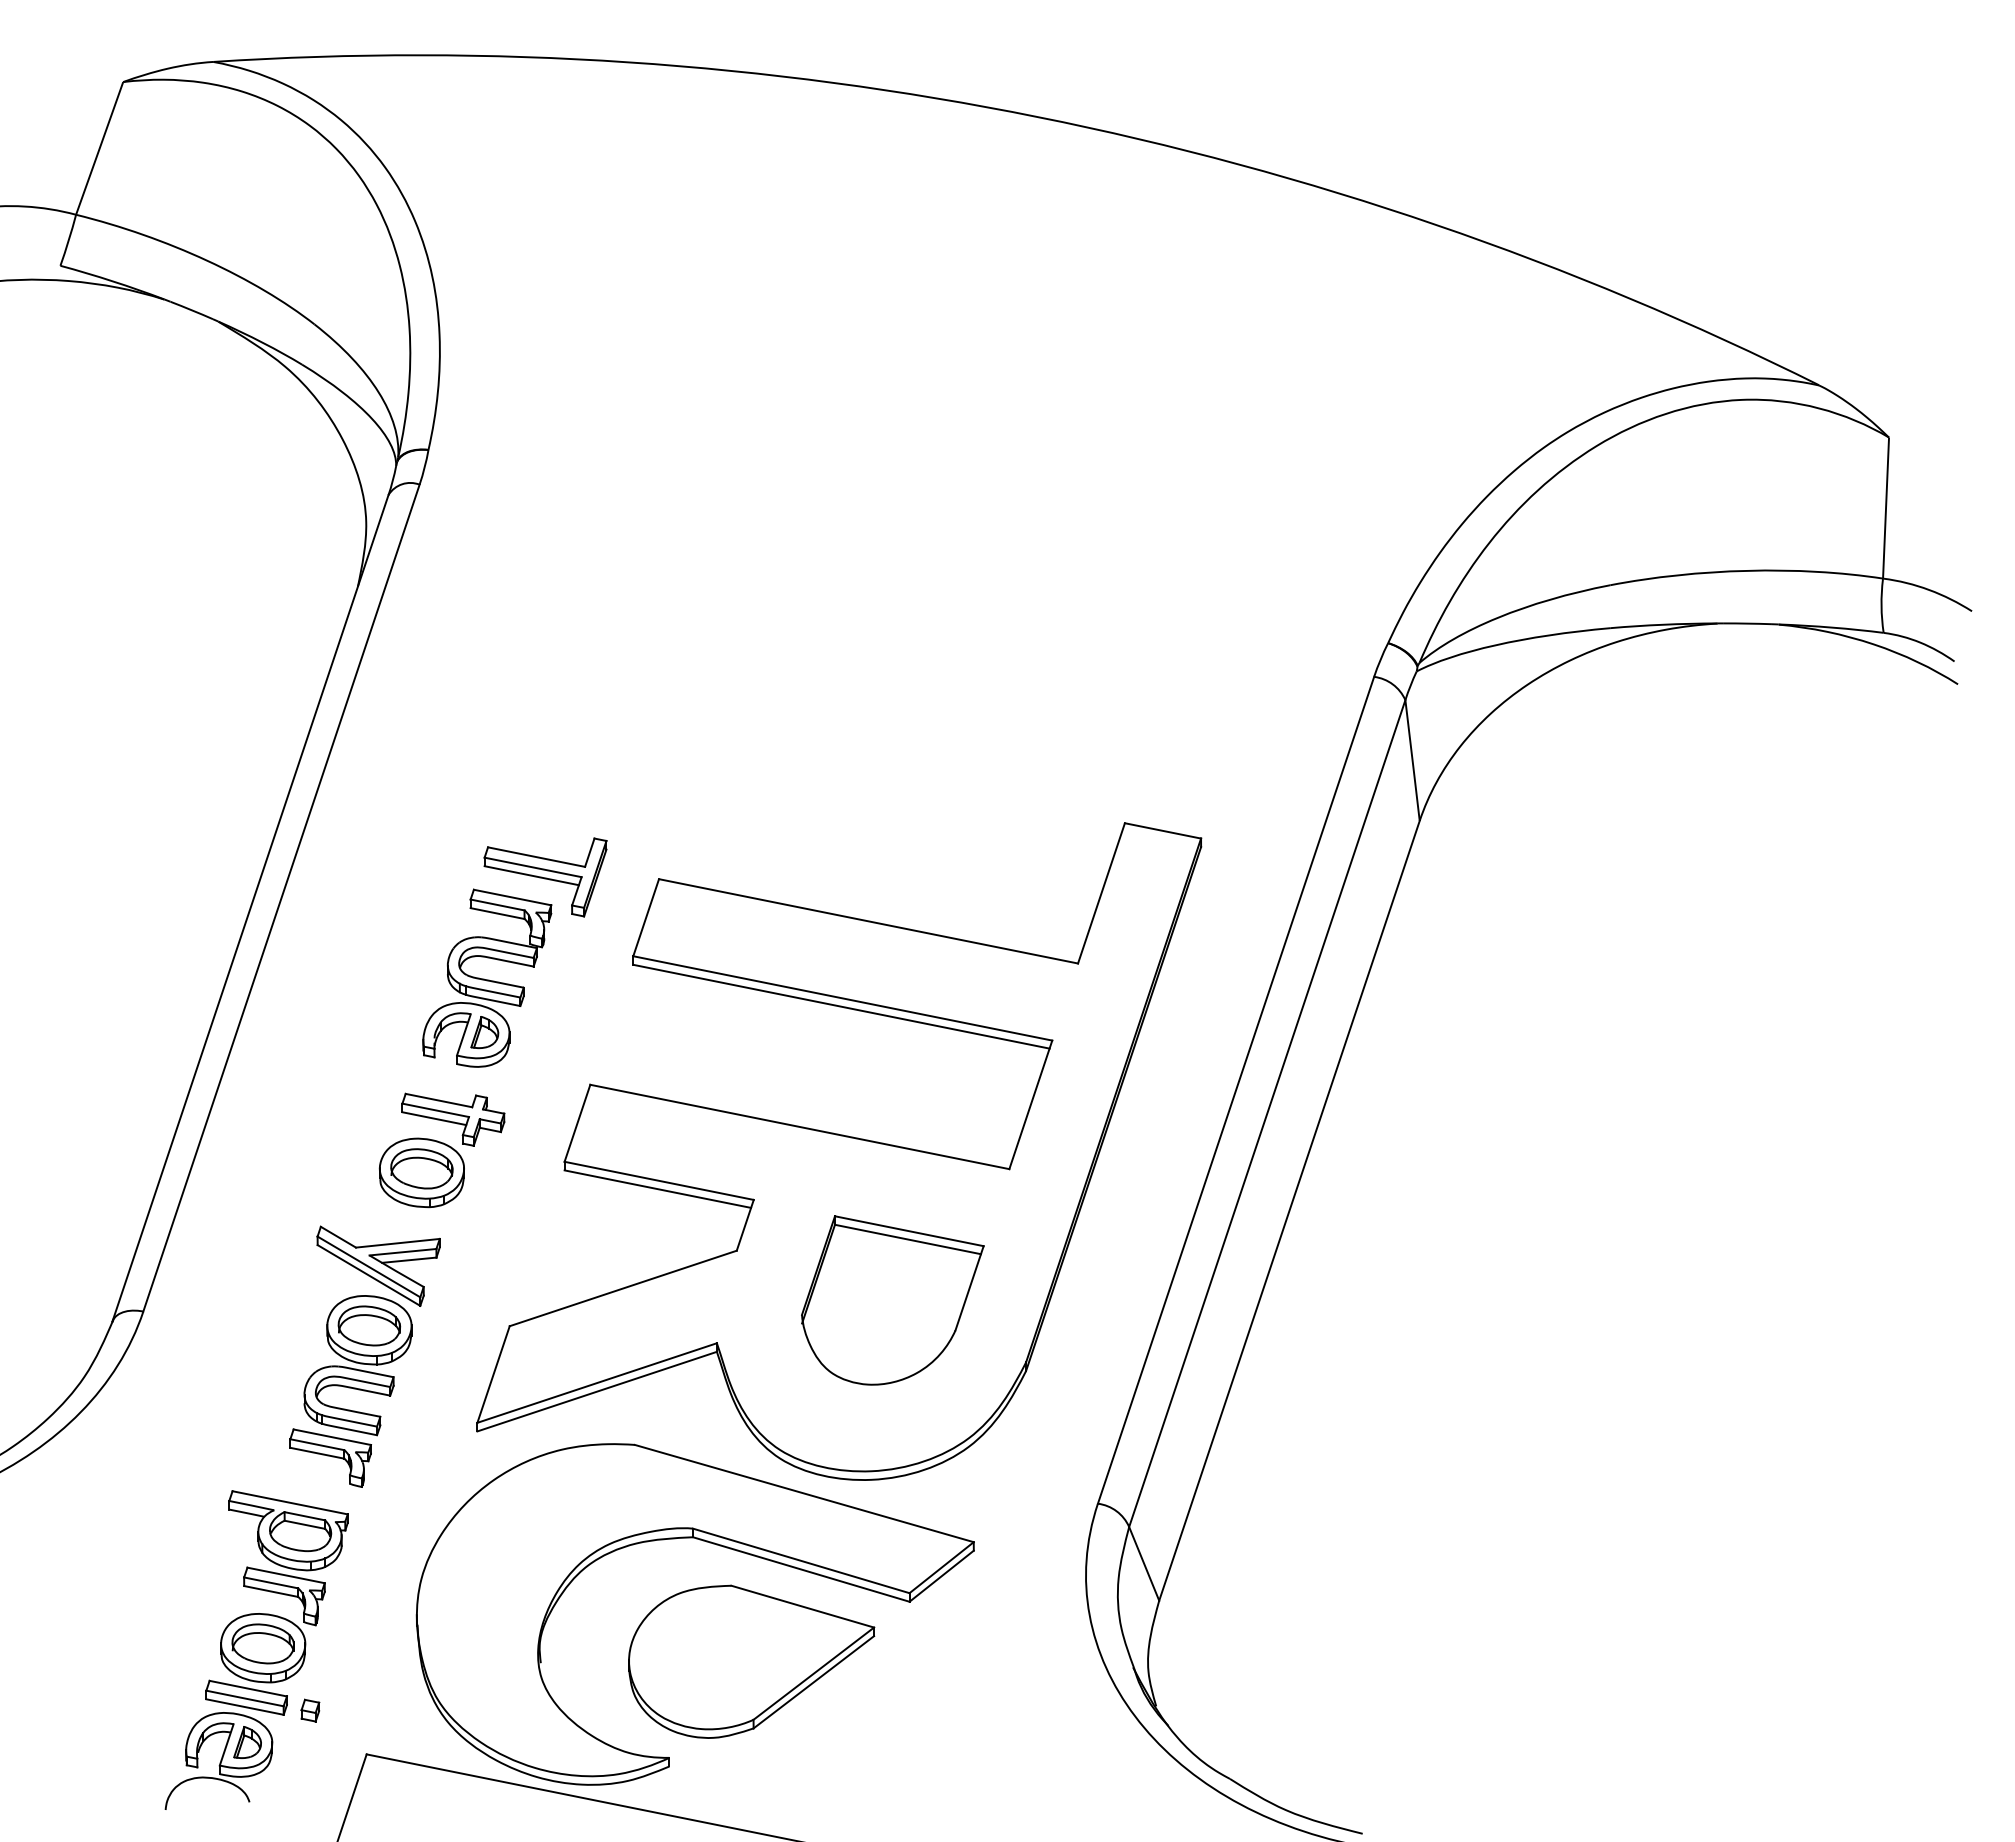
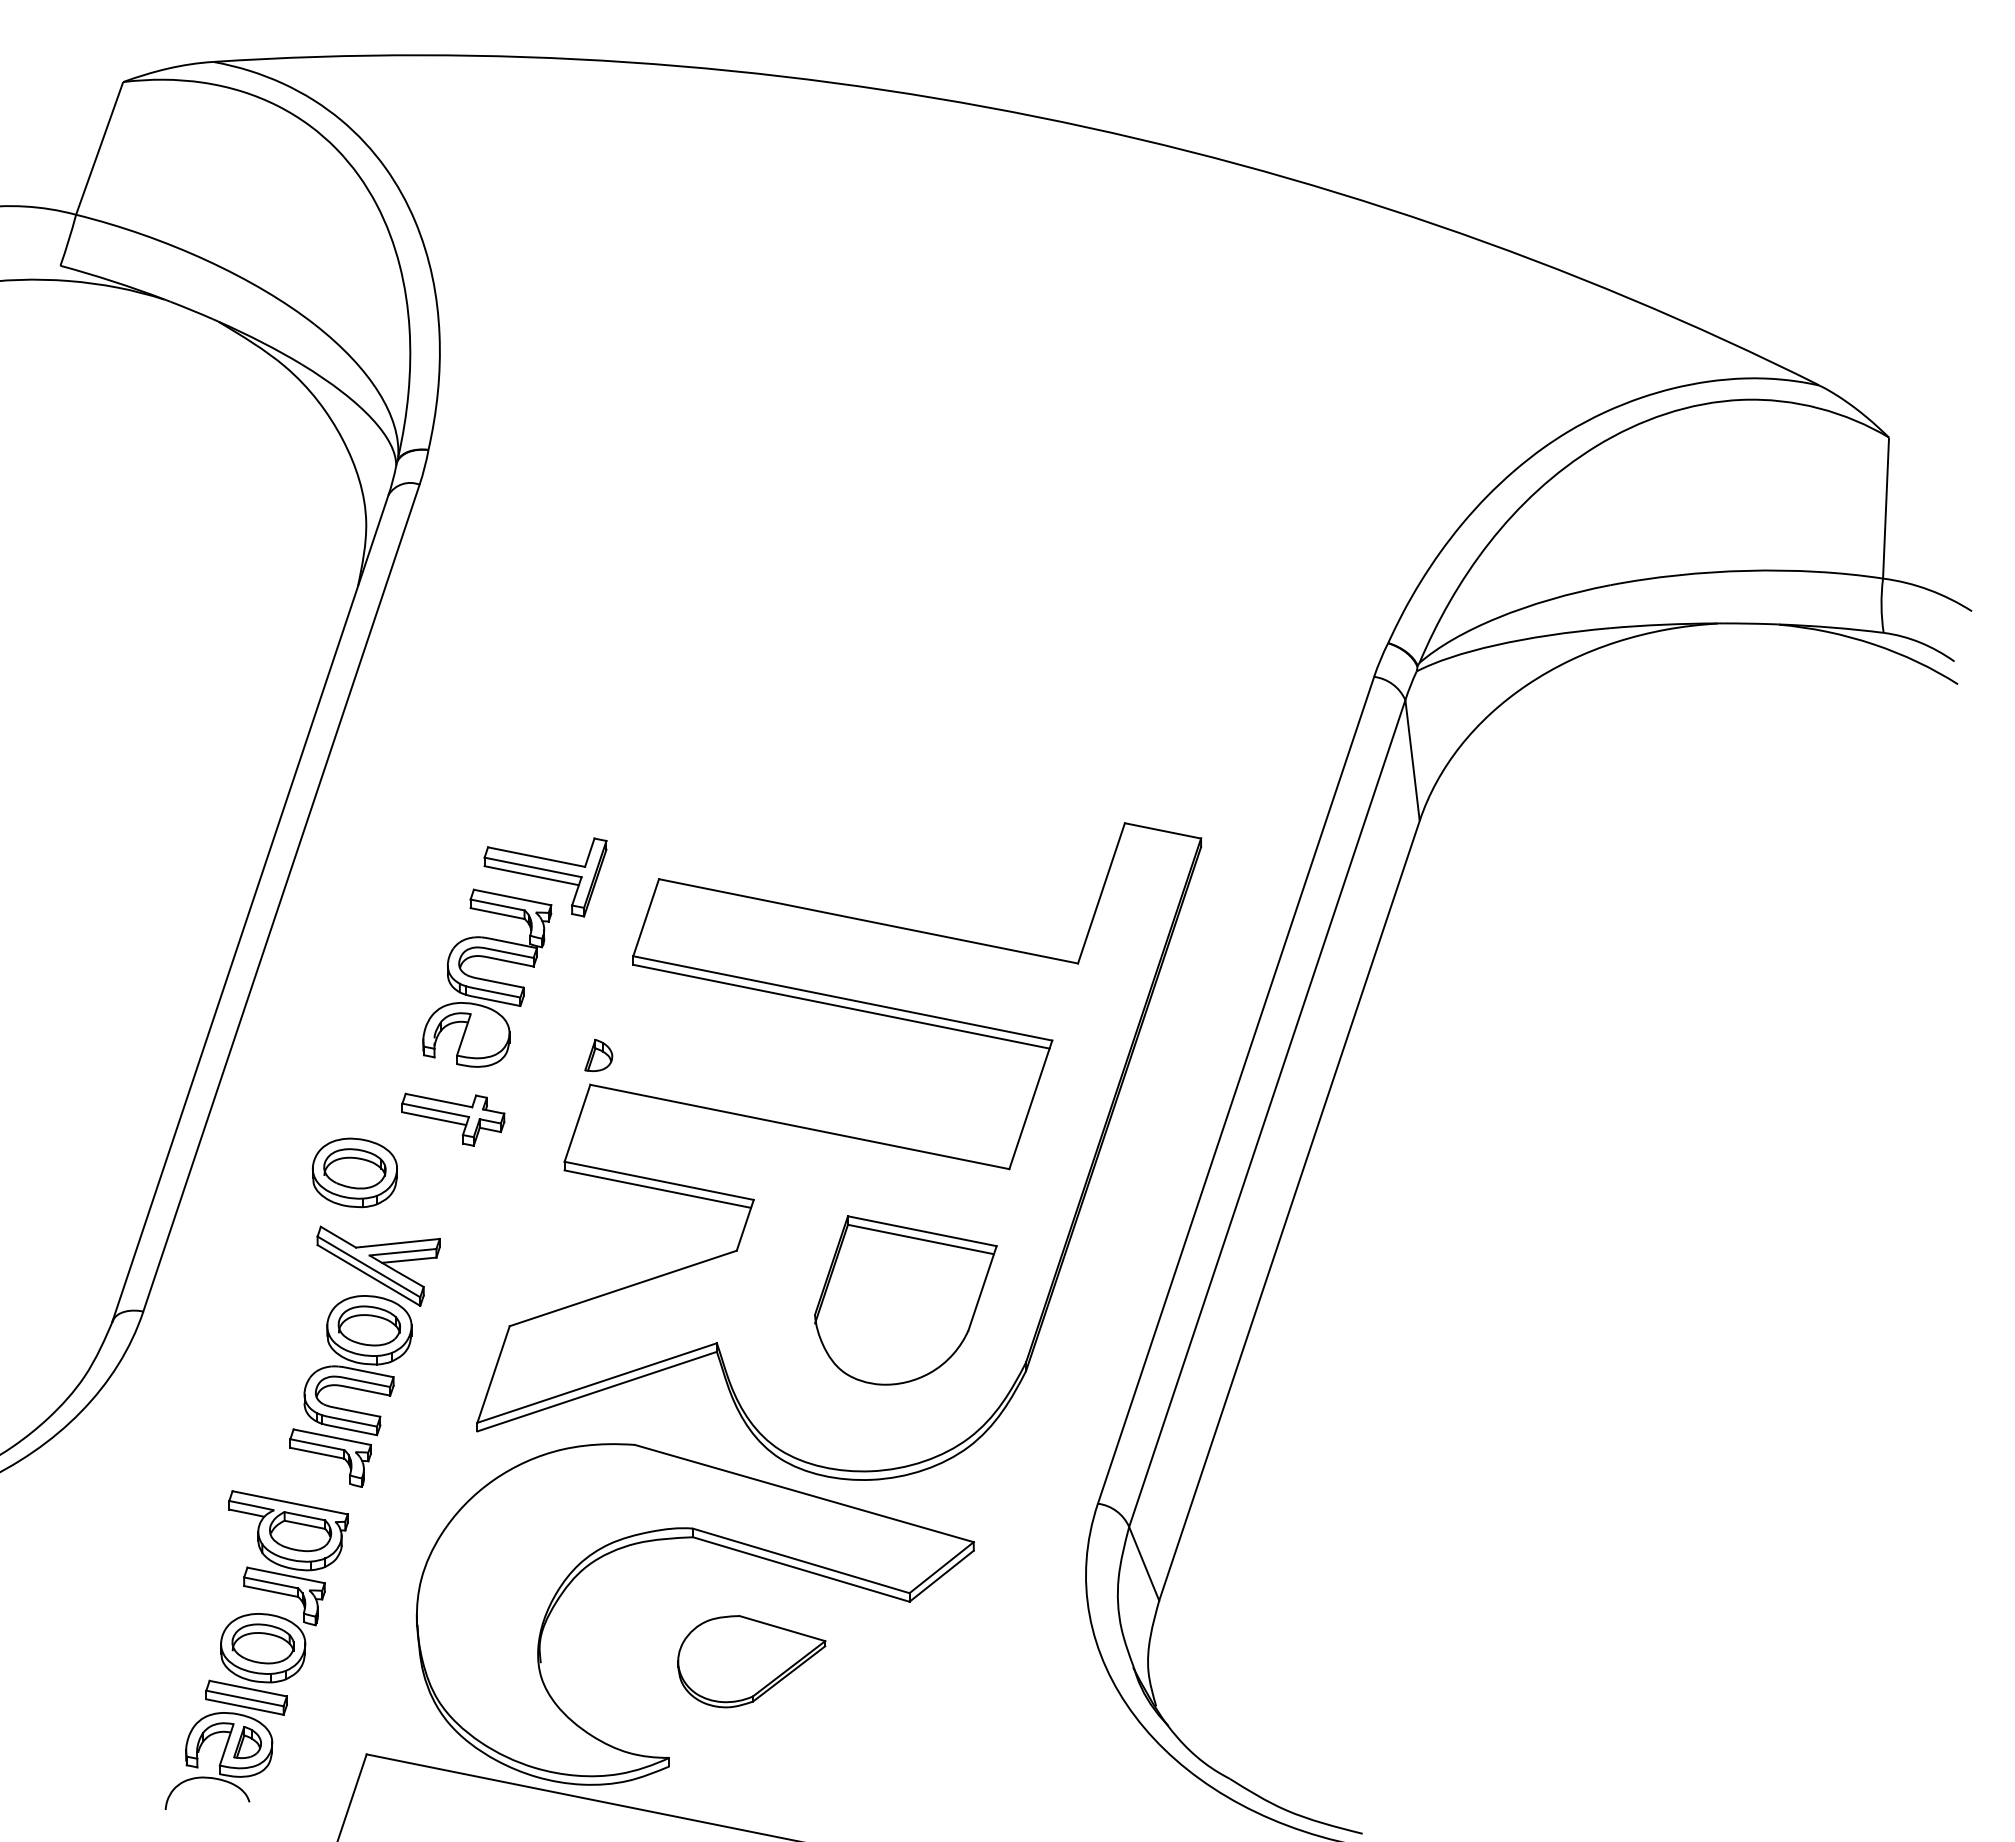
part position: (484, 1032) -> (598, 1055) (598, 1055)
part position: (421, 1172) -> (354, 1172) (354, 1172)
part position: (892, 1300) -> (905, 1300) (905, 1300)
part size: 248x155 px -> 150x94 px (751, 1661)
part: present -> none (310, 1710)
